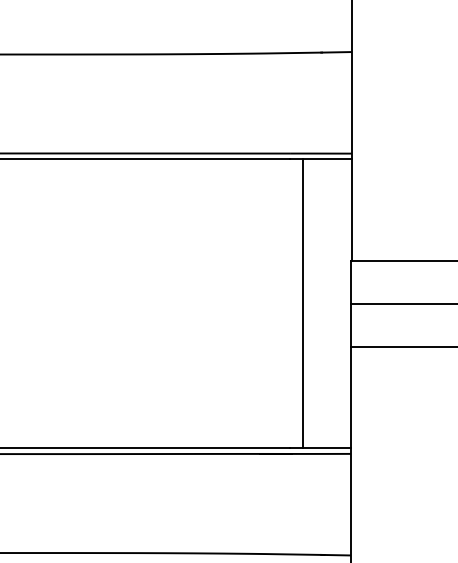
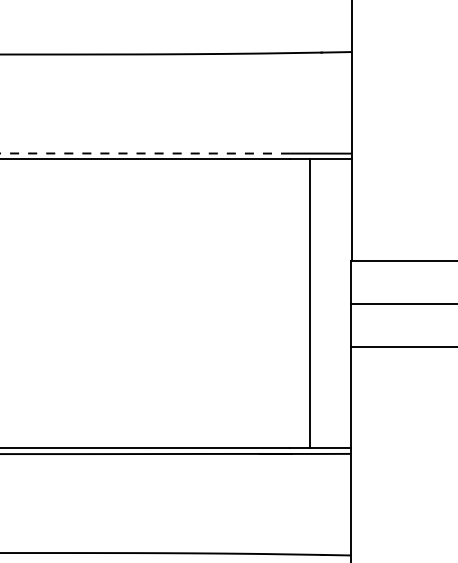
line: solid -> dashed (144, 153)
line position: (302, 303) -> (309, 303) (309, 303)
